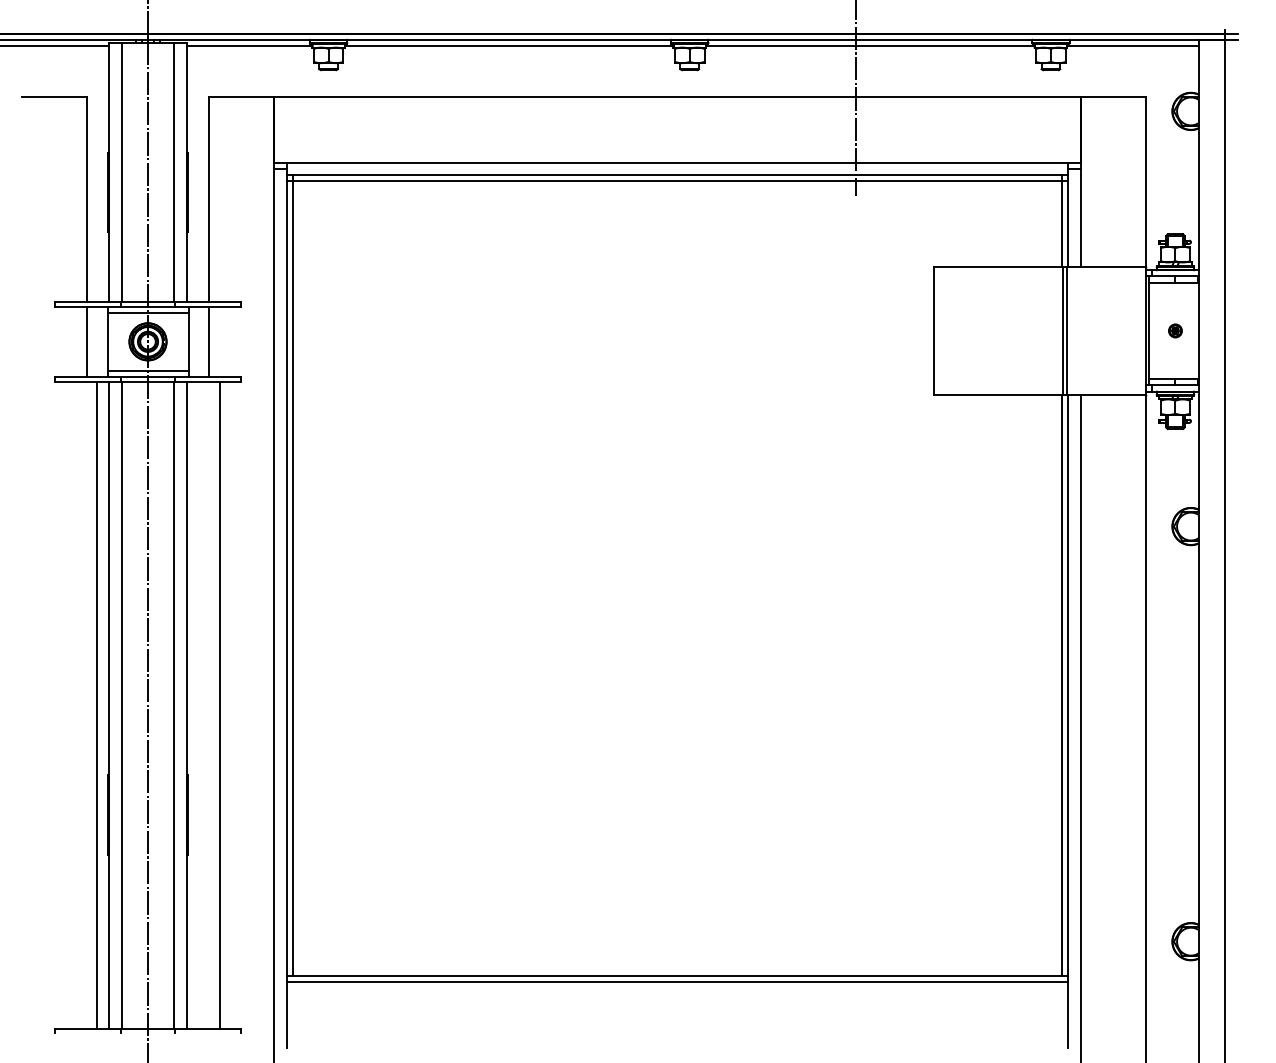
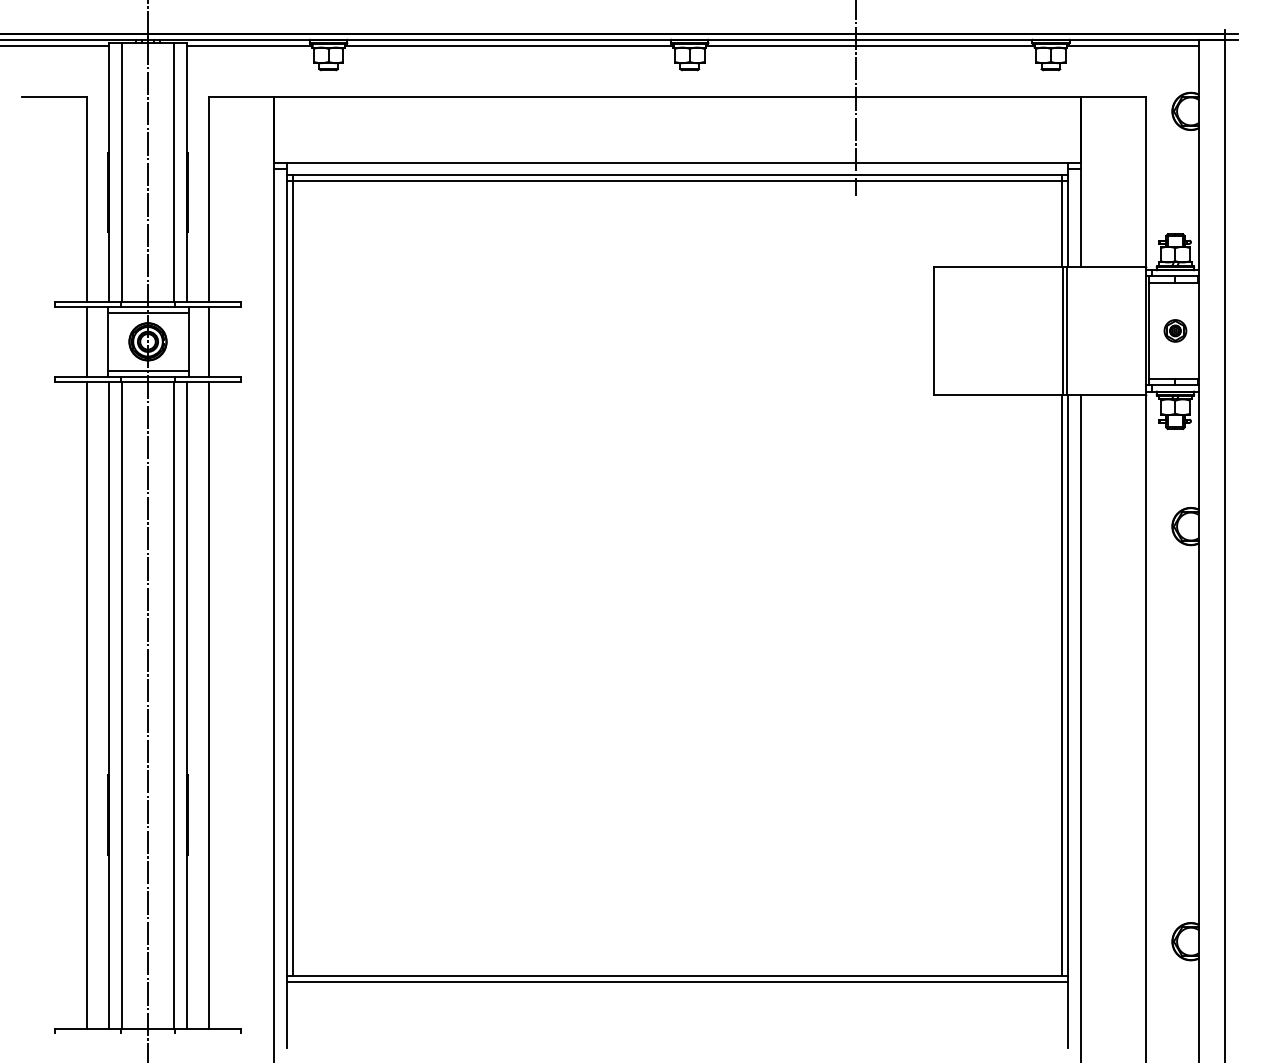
part size: 15x16 px -> 25x24 px (1175, 330)
line position: (97, 704) -> (87, 704) (87, 704)
line position: (219, 704) -> (208, 704) (208, 704)
